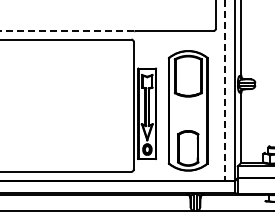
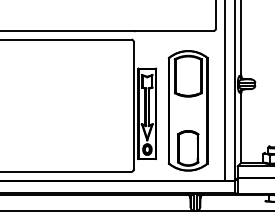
line: dashed -> solid (67, 31)
line: dashed -> solid (225, 91)
